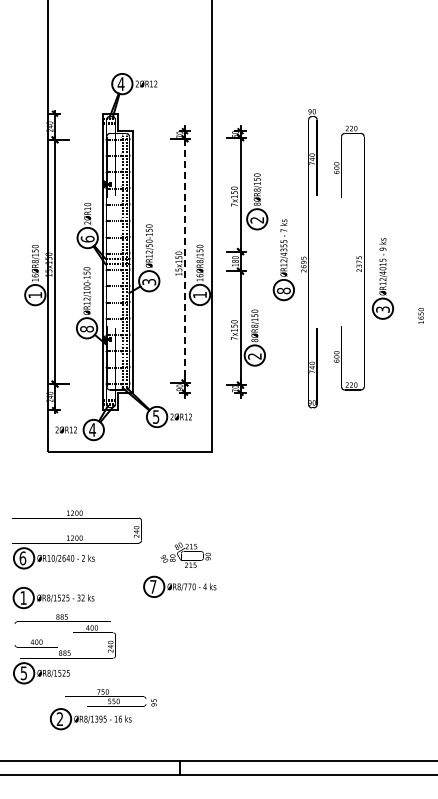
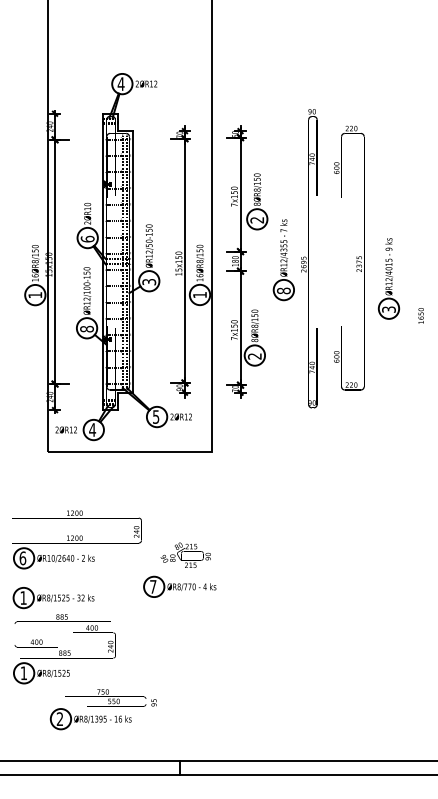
line: dashed -> solid (184, 261)
part position: (382, 278) -> (388, 278) (388, 278)
text: 5 -> 1 (23, 673)
